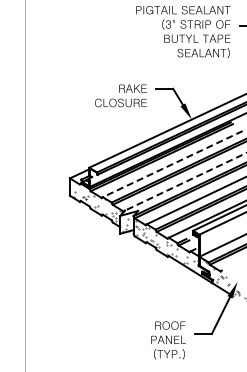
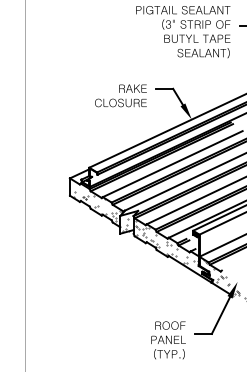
line: dashed -> solid (172, 164)
line: dashed -> solid (185, 182)
